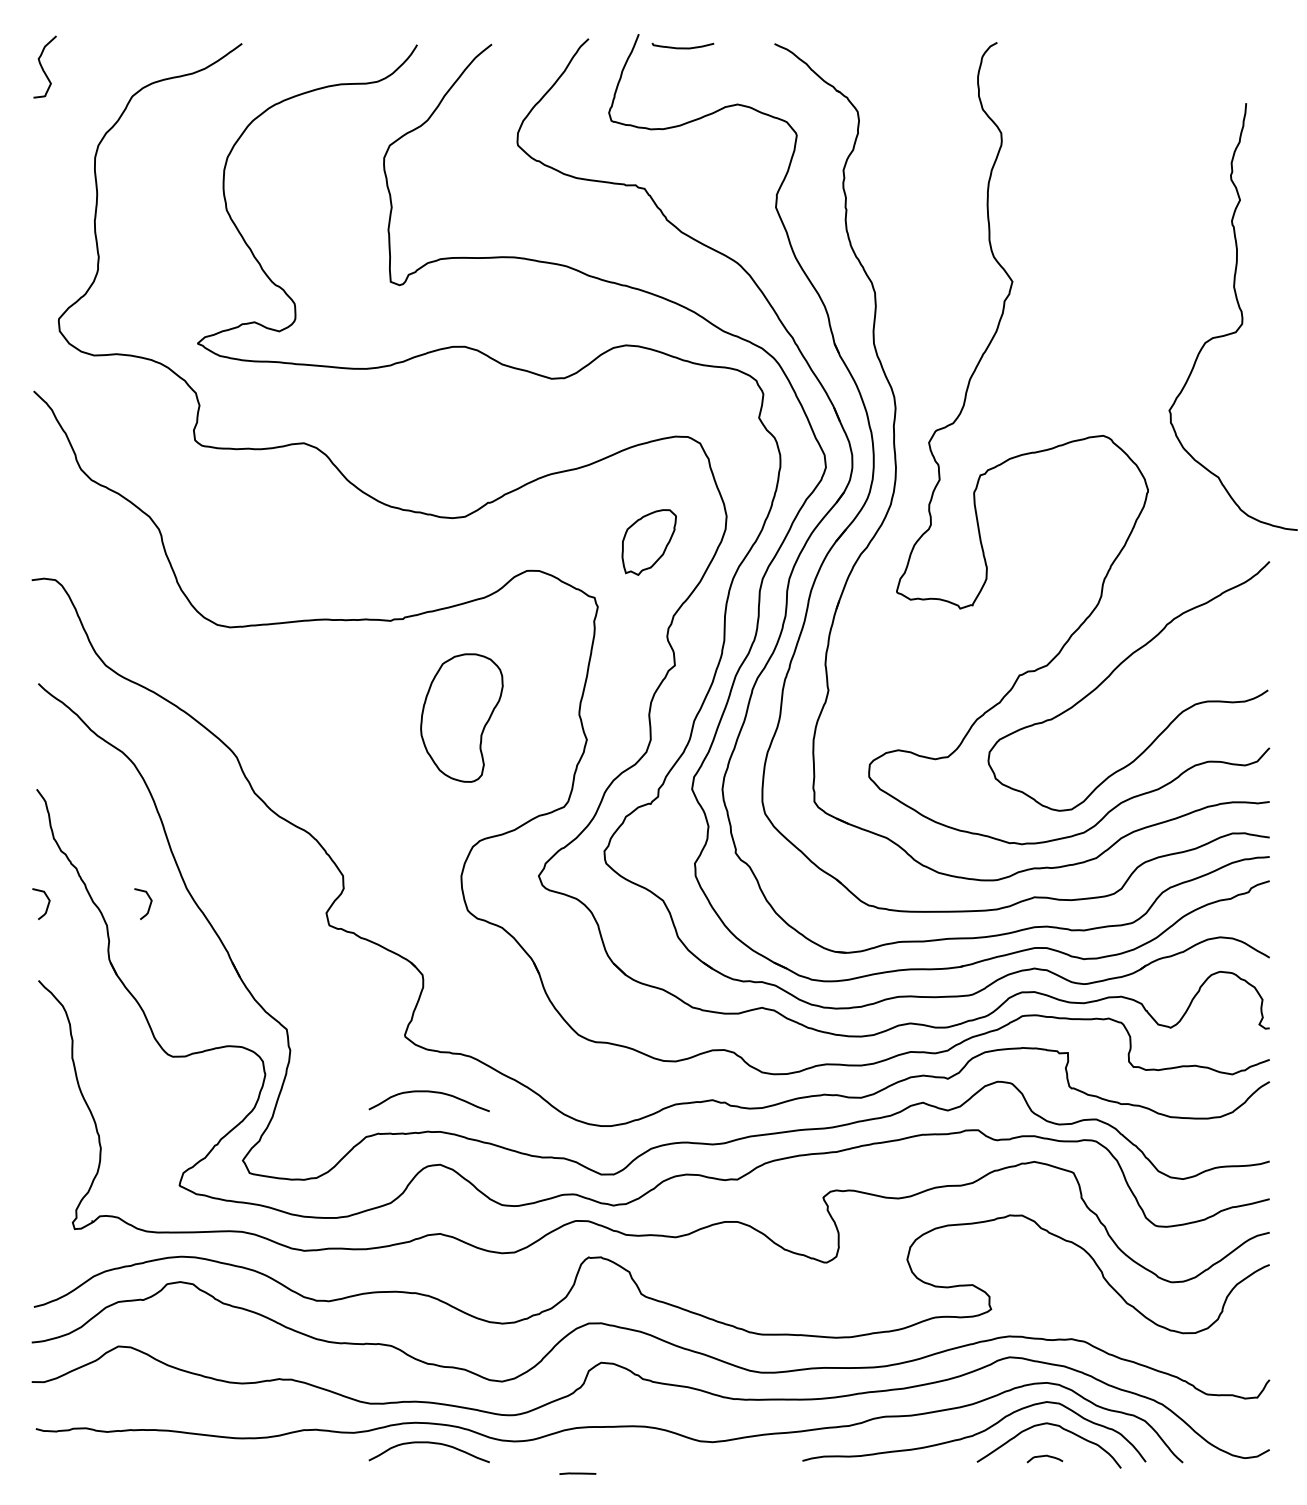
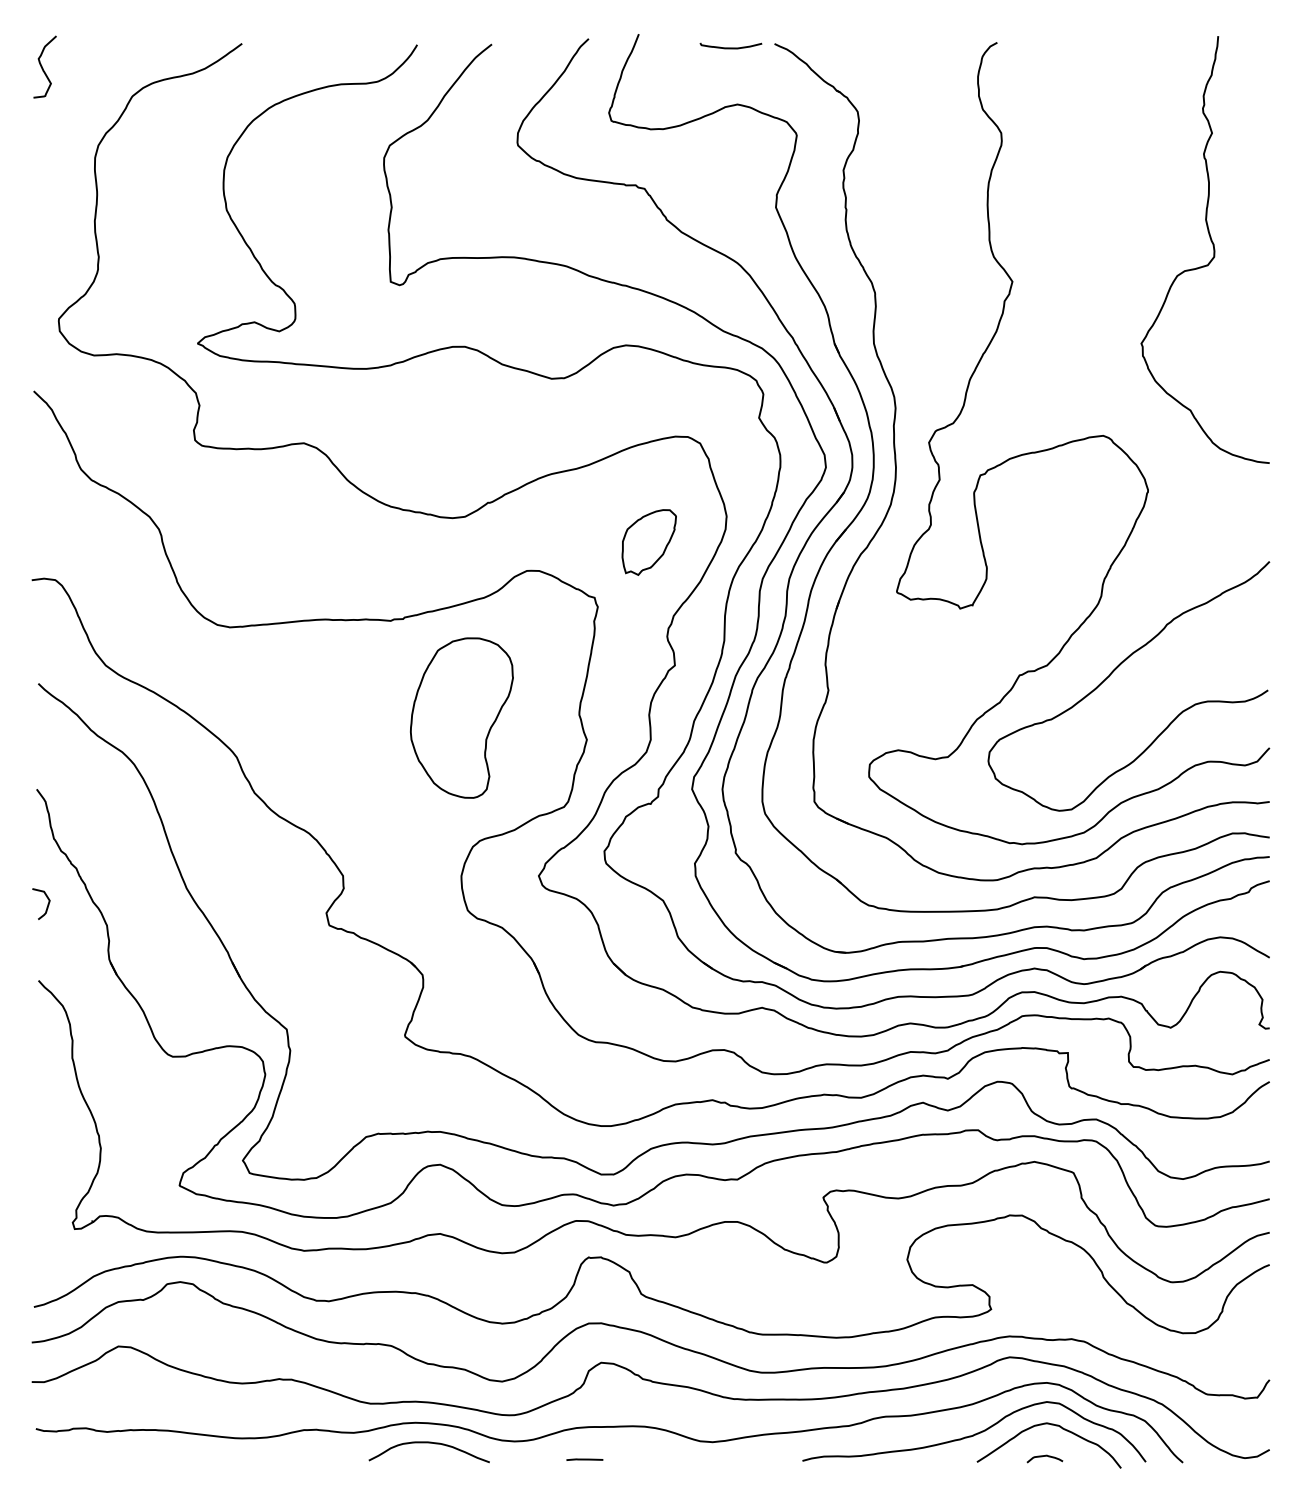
curve position: (682, 47) -> (730, 47) (730, 47)
curve position: (1240, 312) -> (1212, 245) (1212, 245)
part size: 84x130 px -> 104x162 px (461, 717)
curve: present -> none (149, 904)
curve: present -> none (428, 1092)
line position: (577, 1473) -> (584, 1459) (584, 1459)
